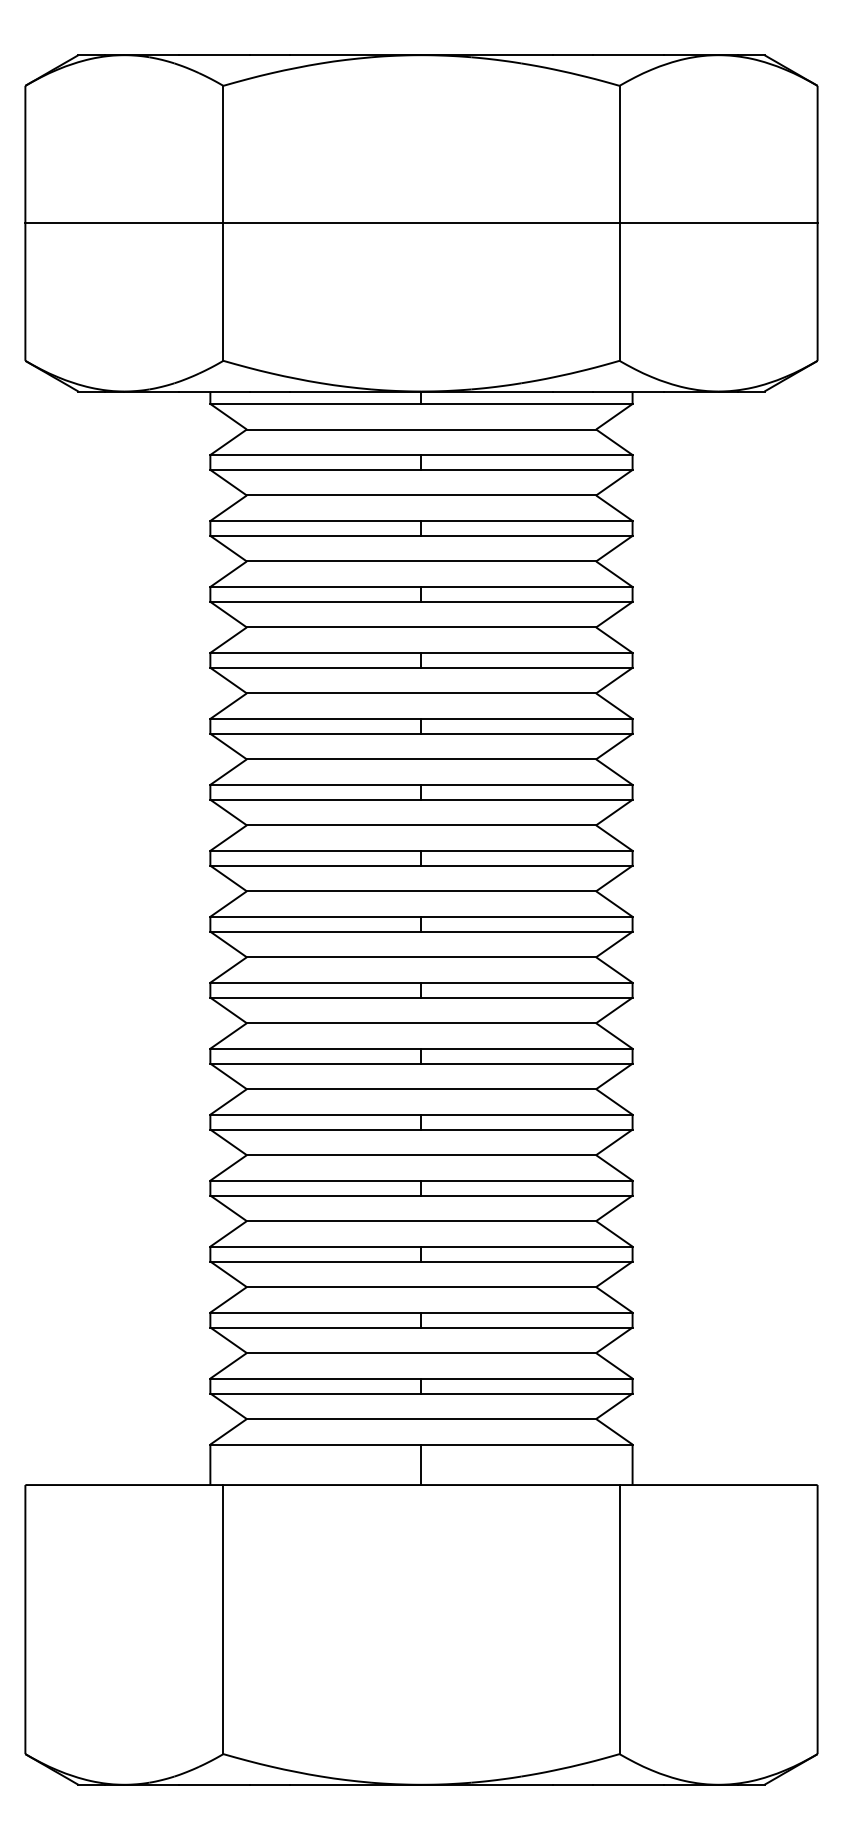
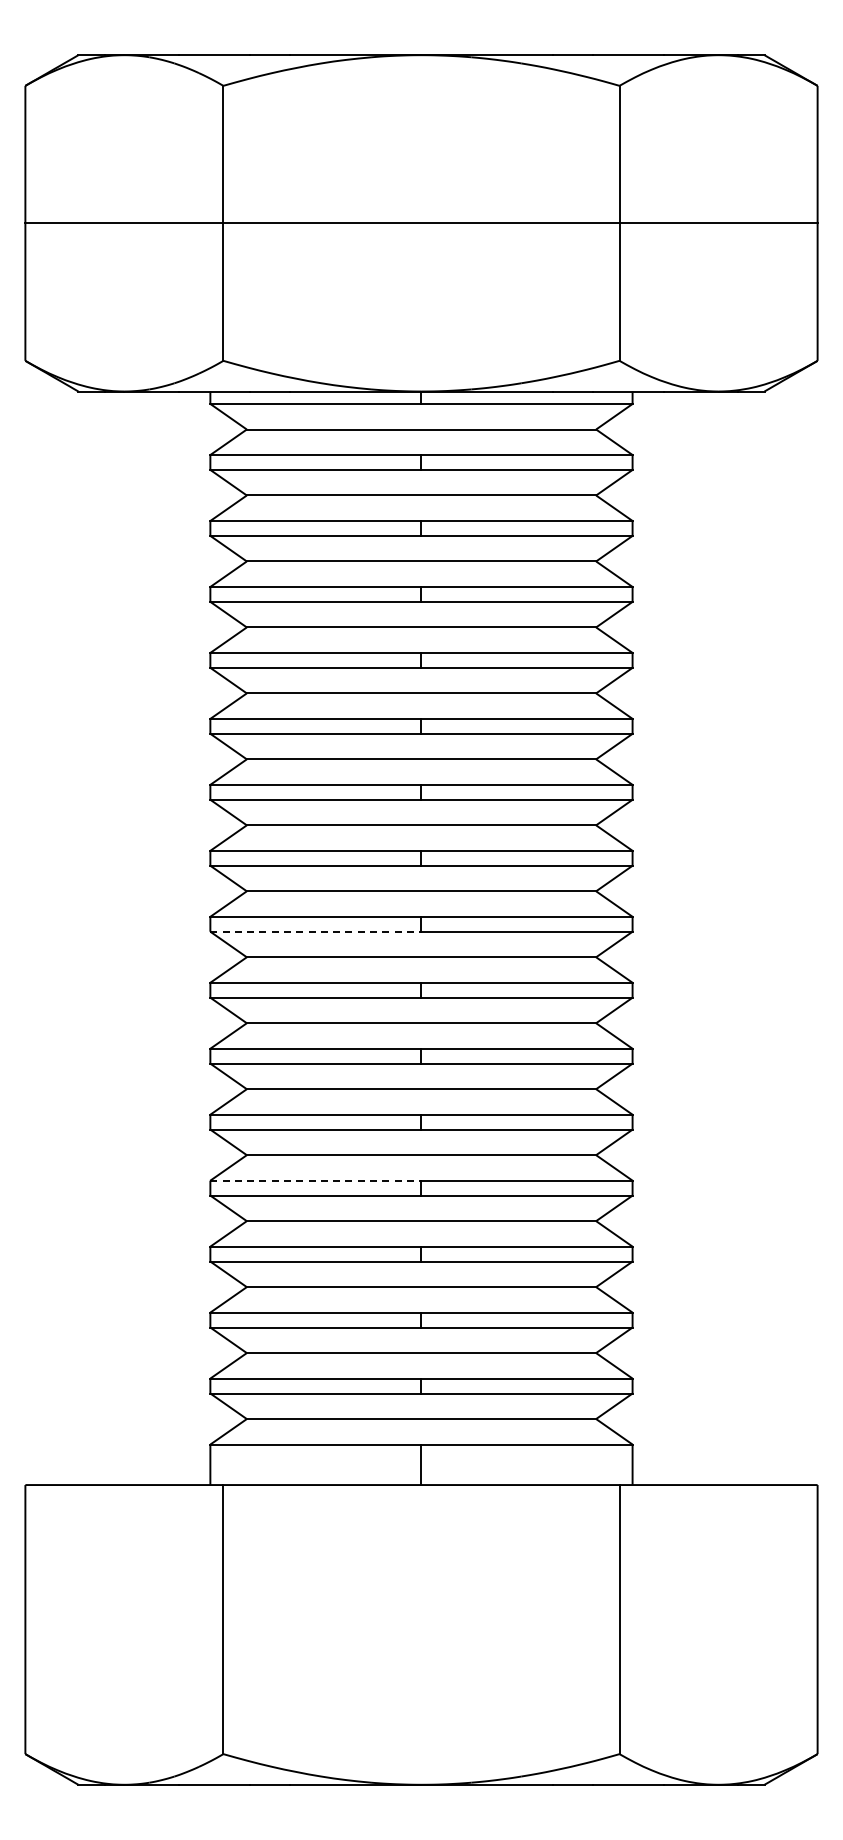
line: solid -> dashed (315, 931)
line: solid -> dashed (315, 1180)
